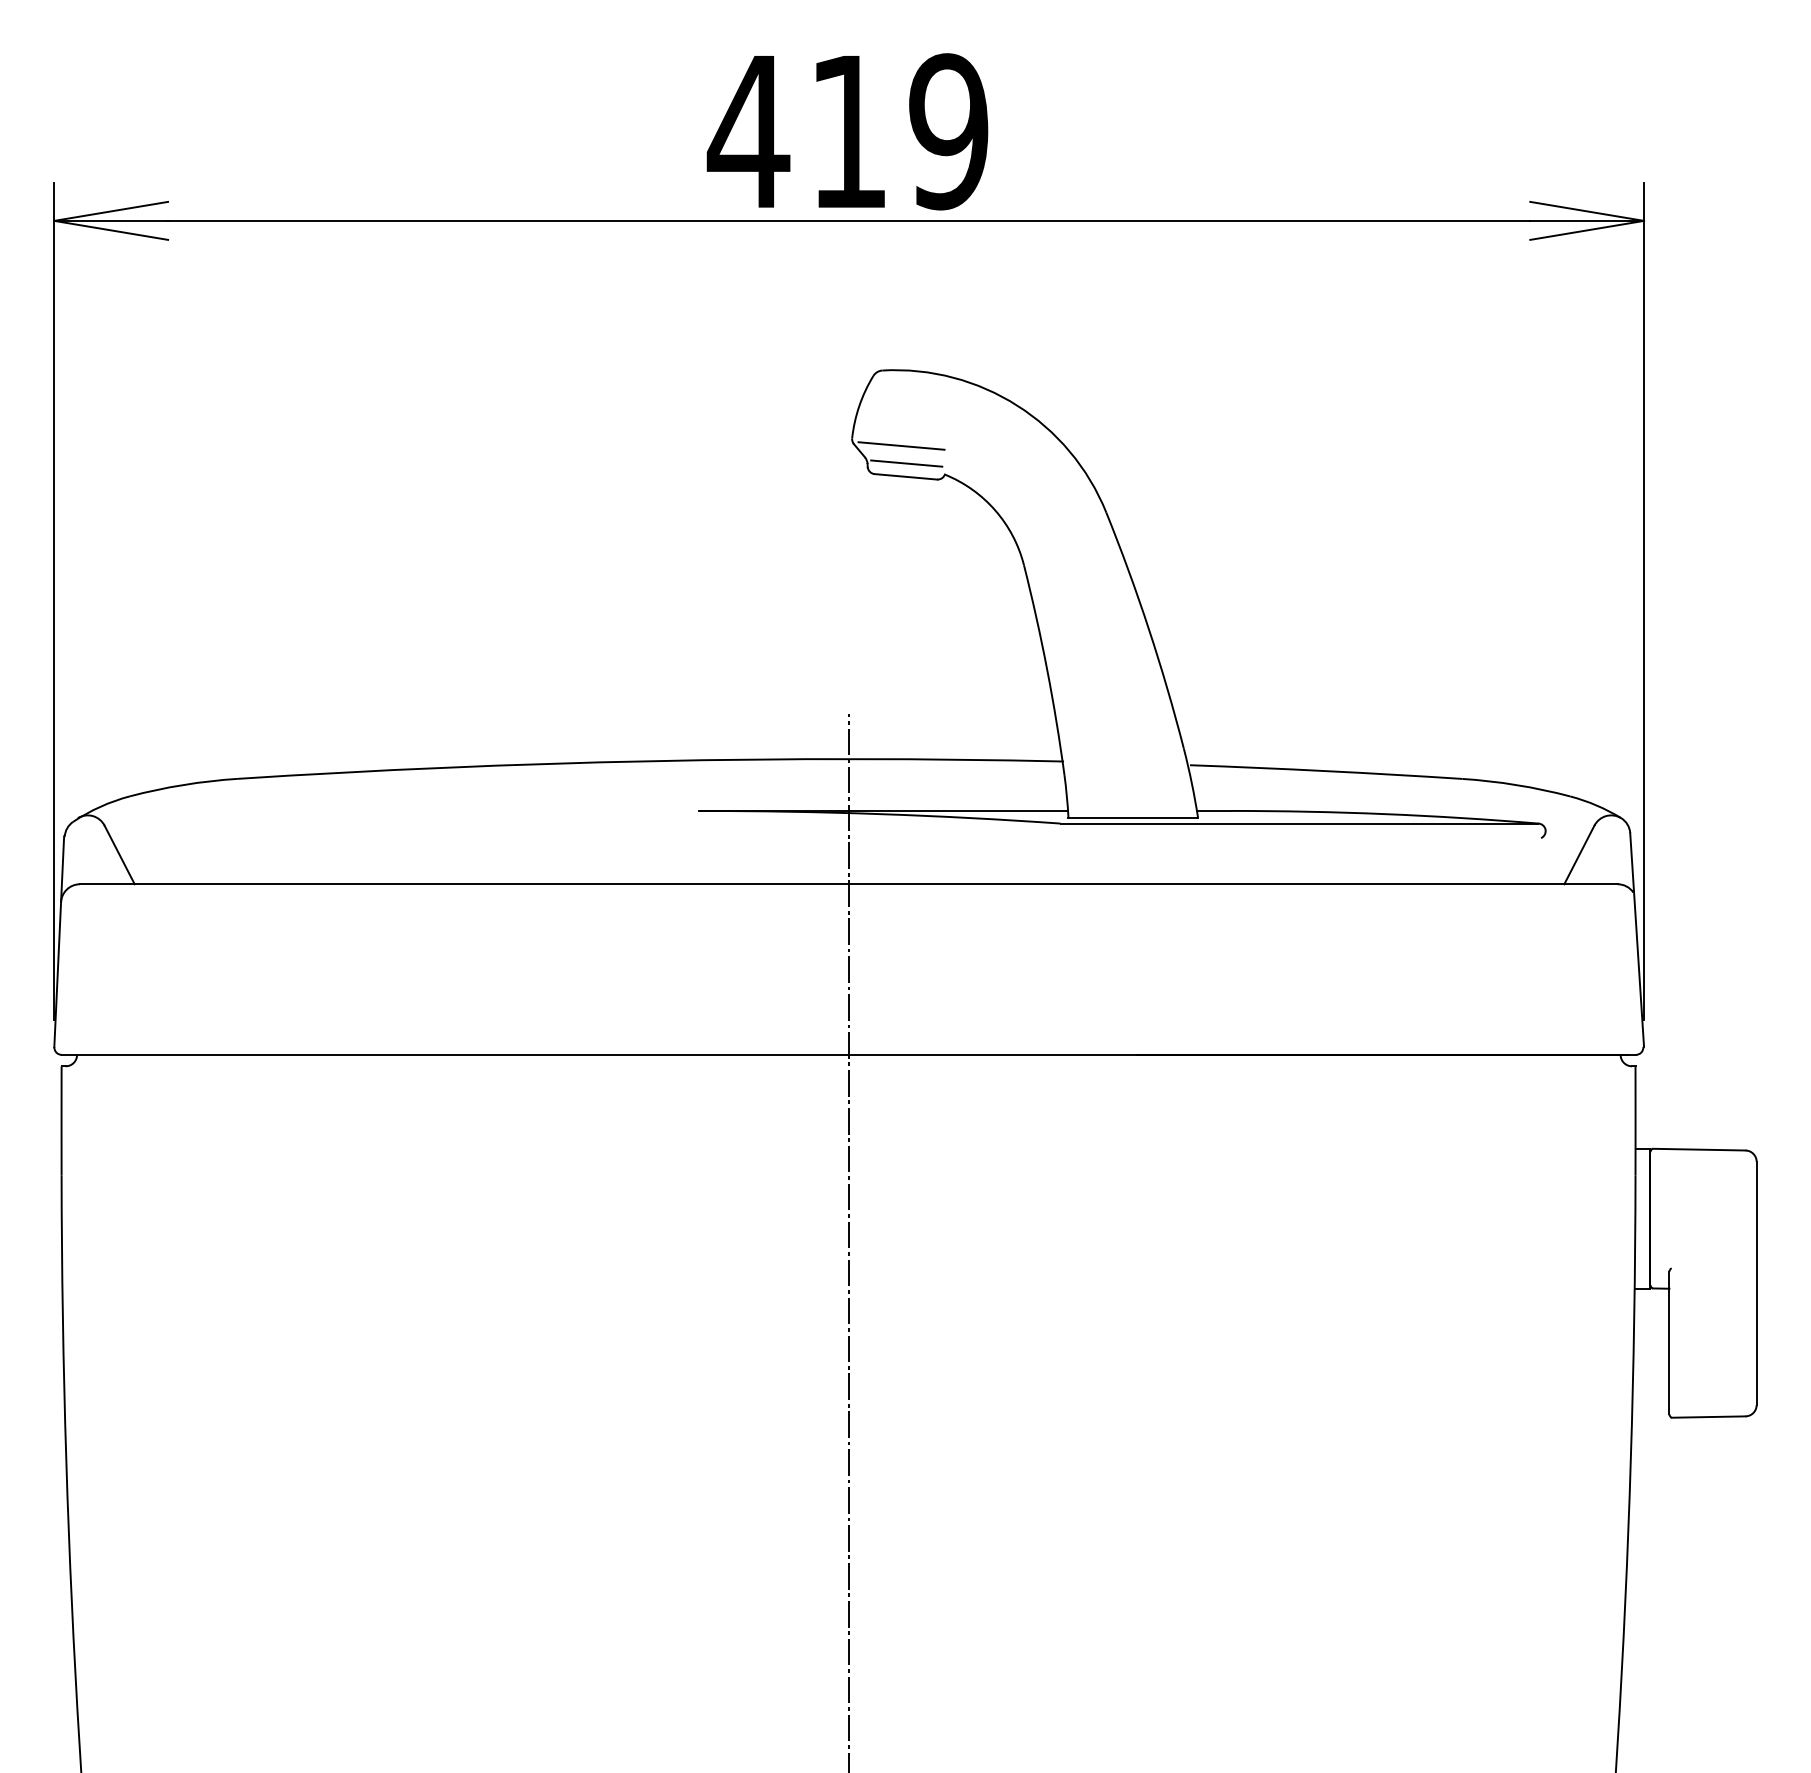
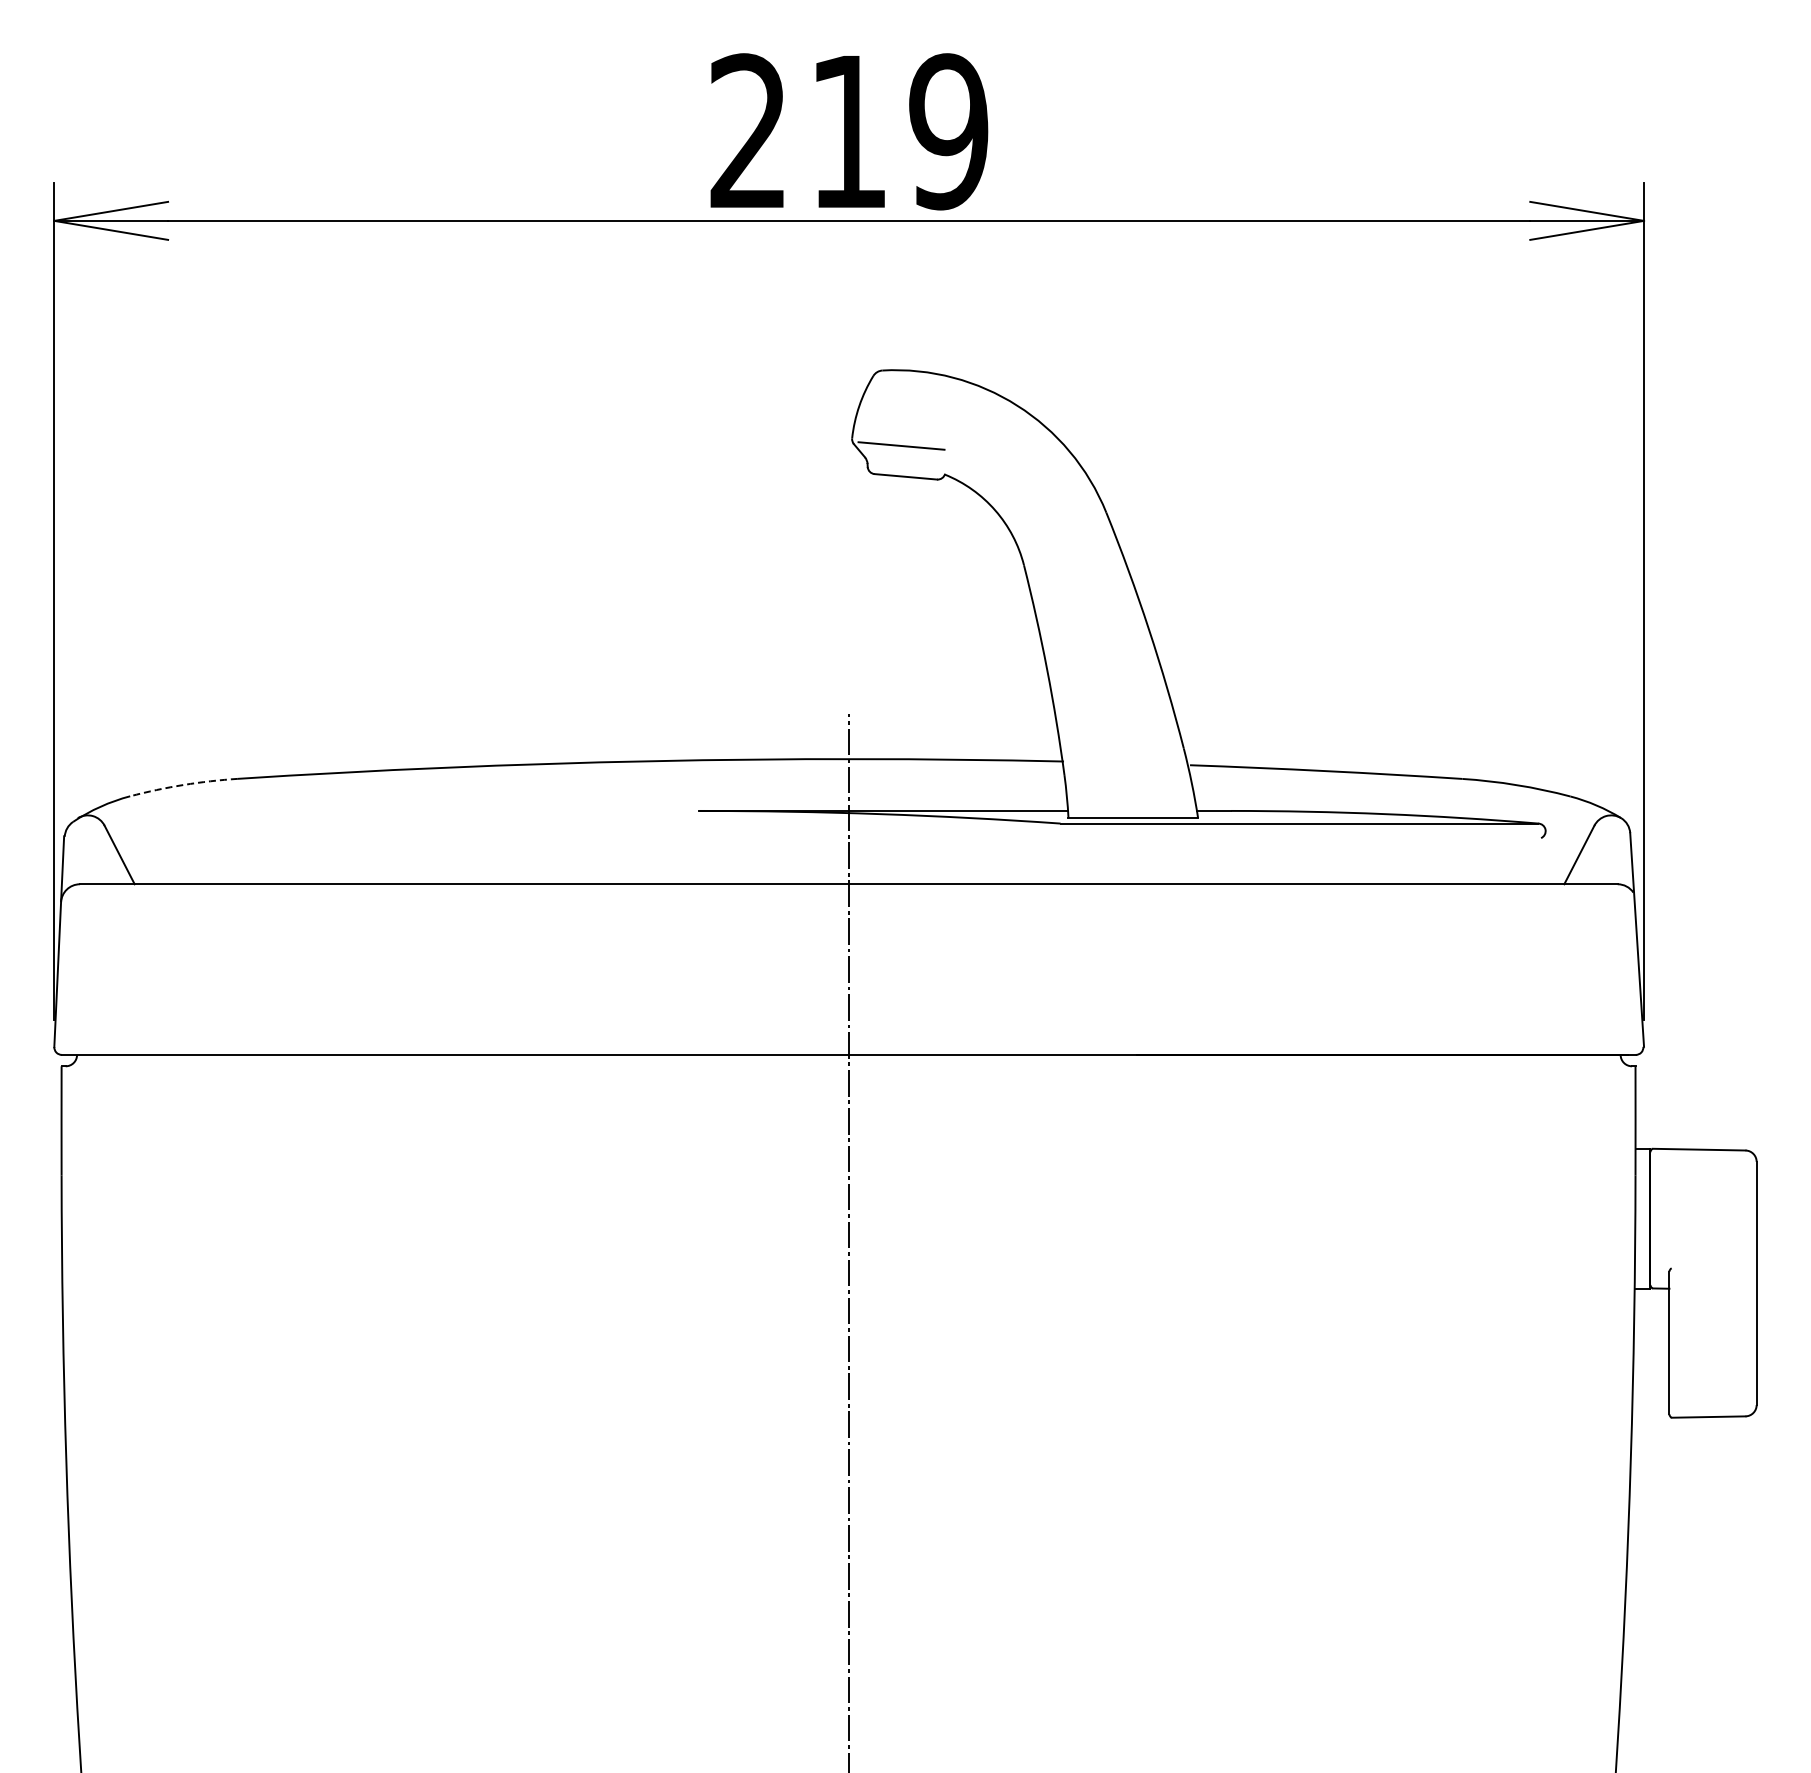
text: 419 -> 219 (748, 130)
line: present -> none (906, 463)
arc: solid -> dashed (183, 784)
